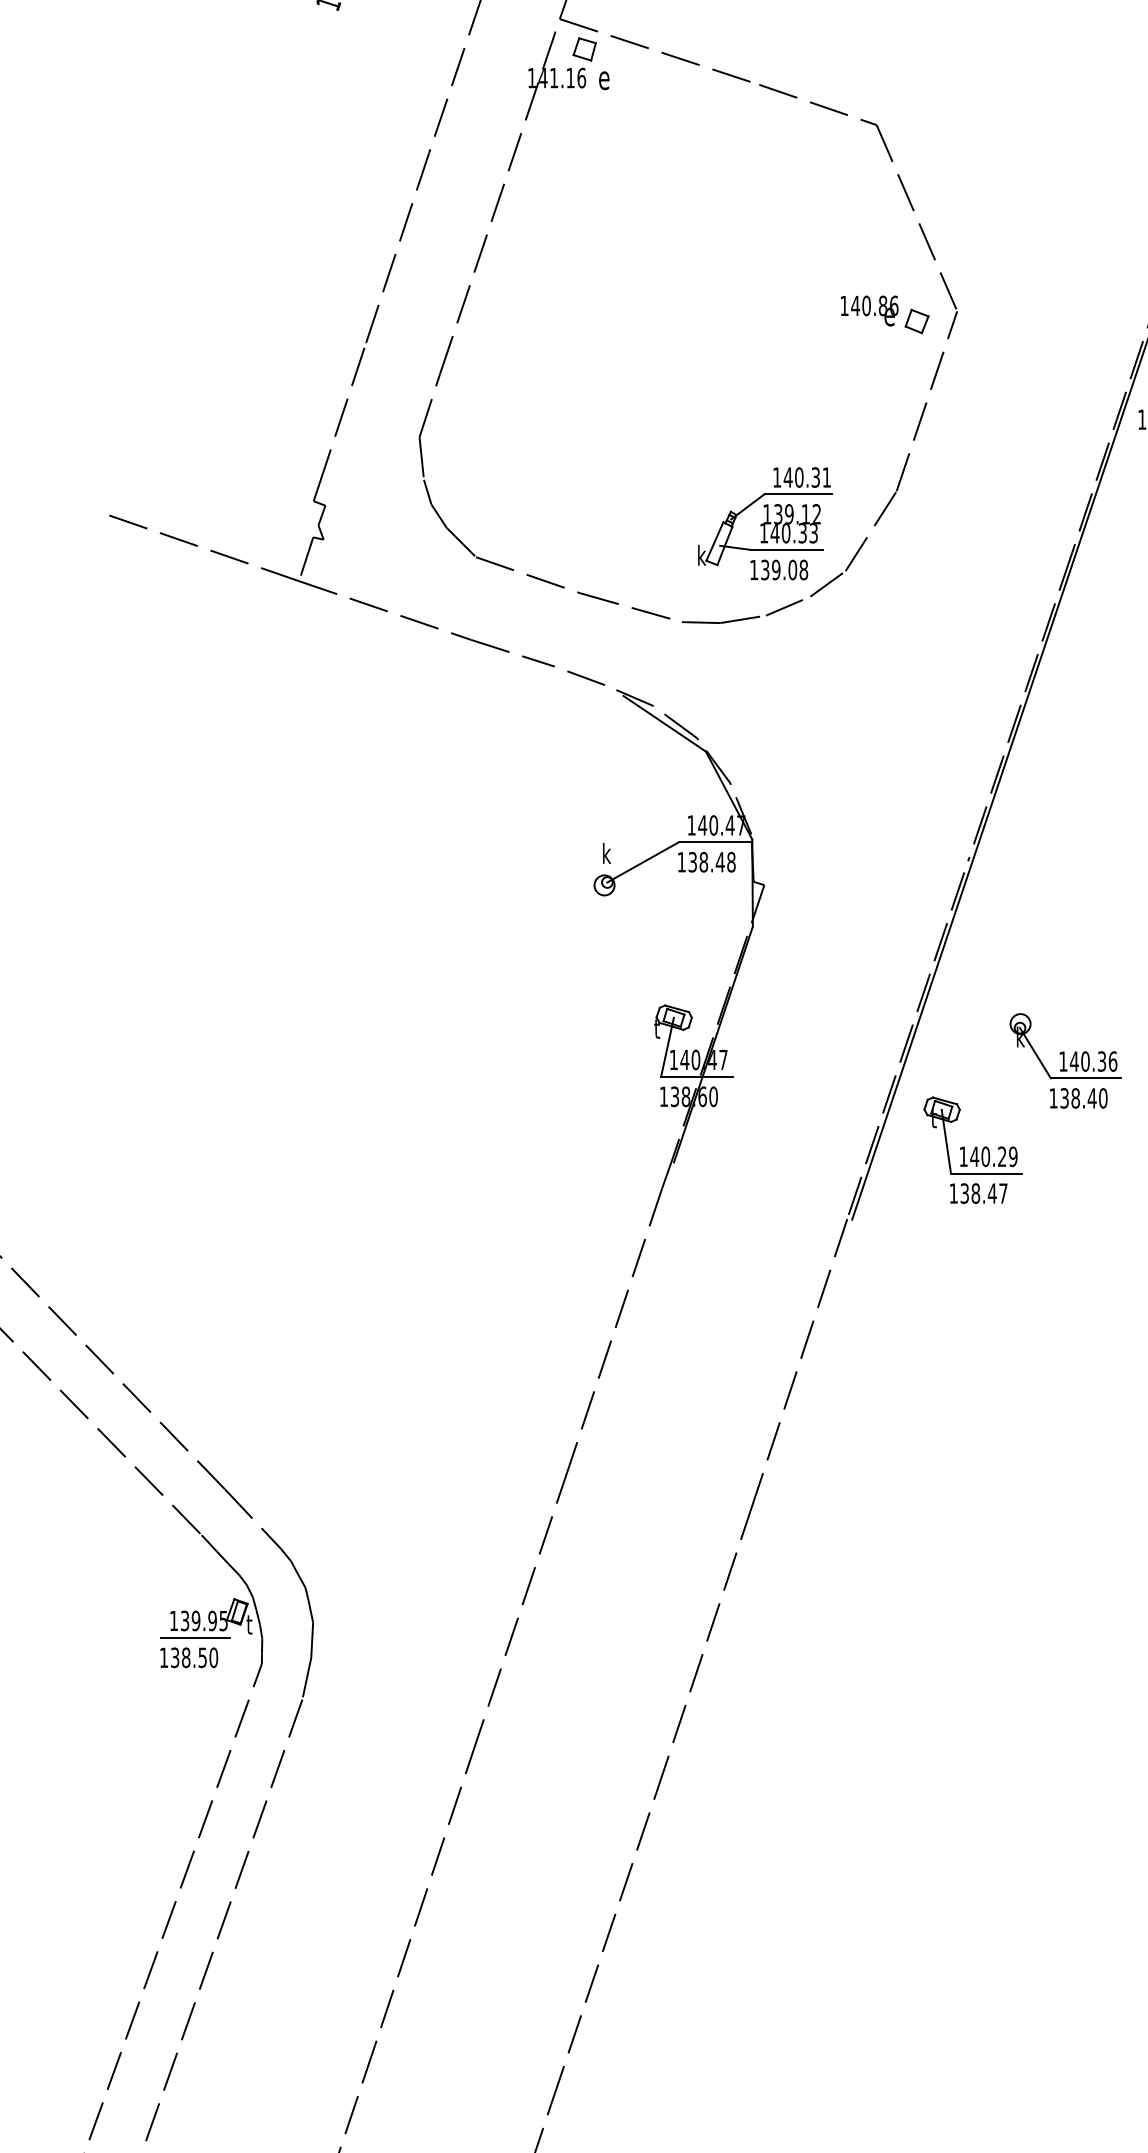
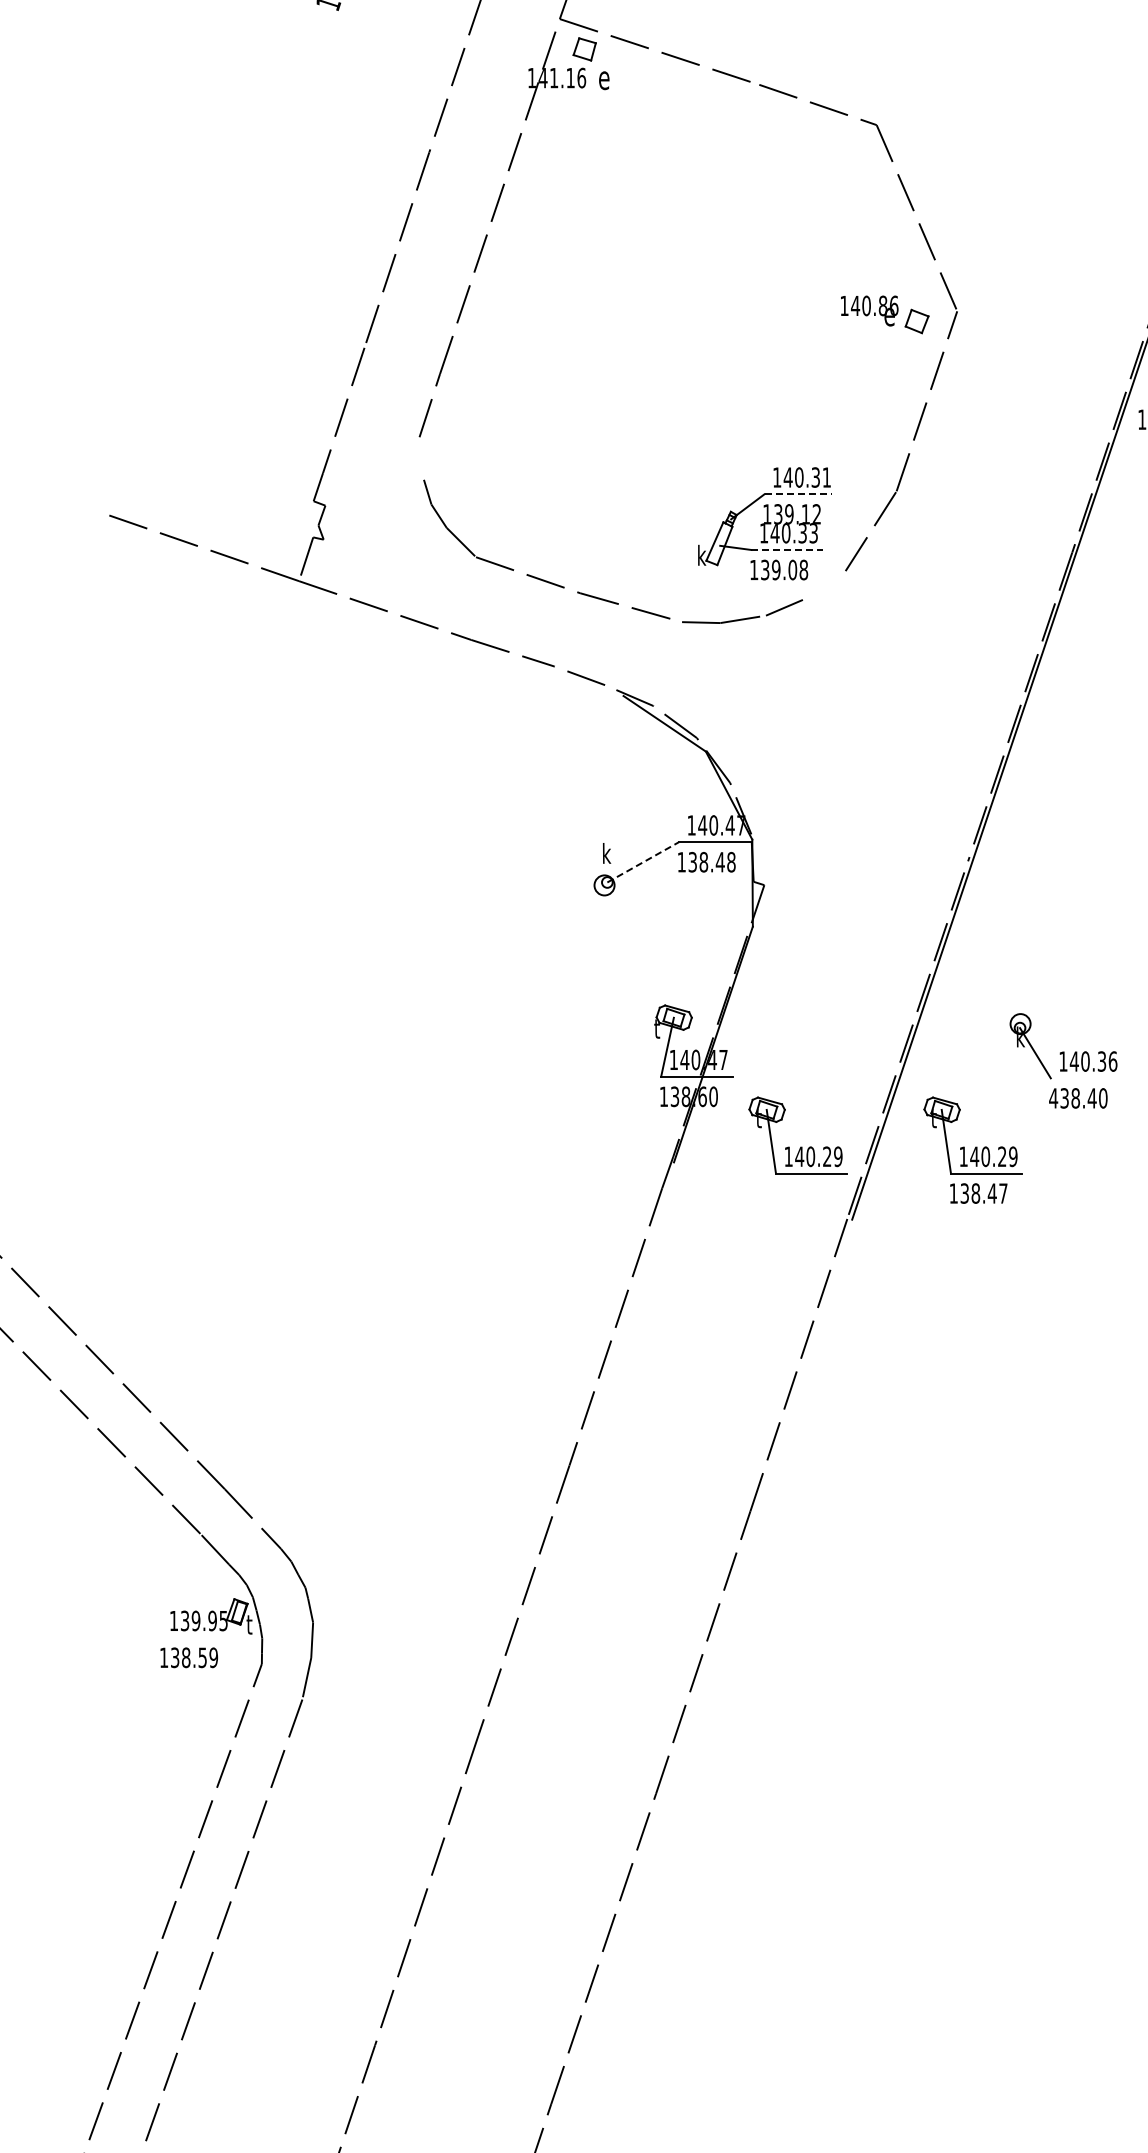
line: present -> none (421, 458)
line: solid -> dashed (798, 494)
line: solid -> dashed (787, 549)
line: present -> none (827, 583)
line: solid -> dashed (643, 862)
line: present -> none (1085, 1078)
text: 138.40 -> 438.40 (1053, 1098)
part: none -> present (800, 1146)
line: present -> none (195, 1637)
text: 138.50 -> 138.59 (213, 1657)
